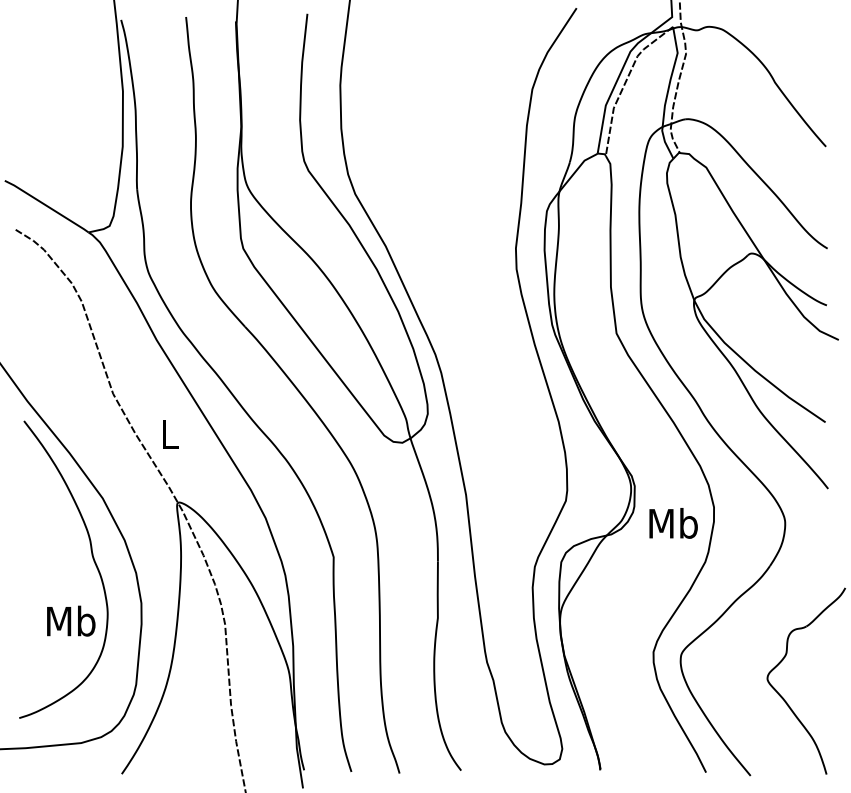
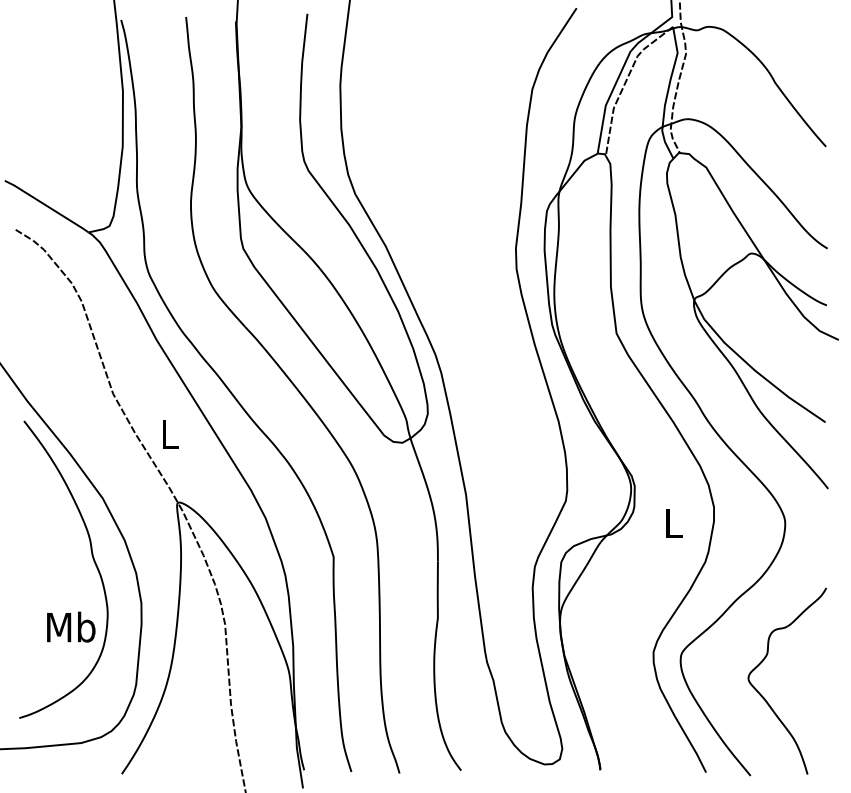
text: Mb -> L (673, 523)
text position: (71, 620) -> (71, 626) (71, 626)
part position: (784, 698) -> (765, 698) (765, 698)
